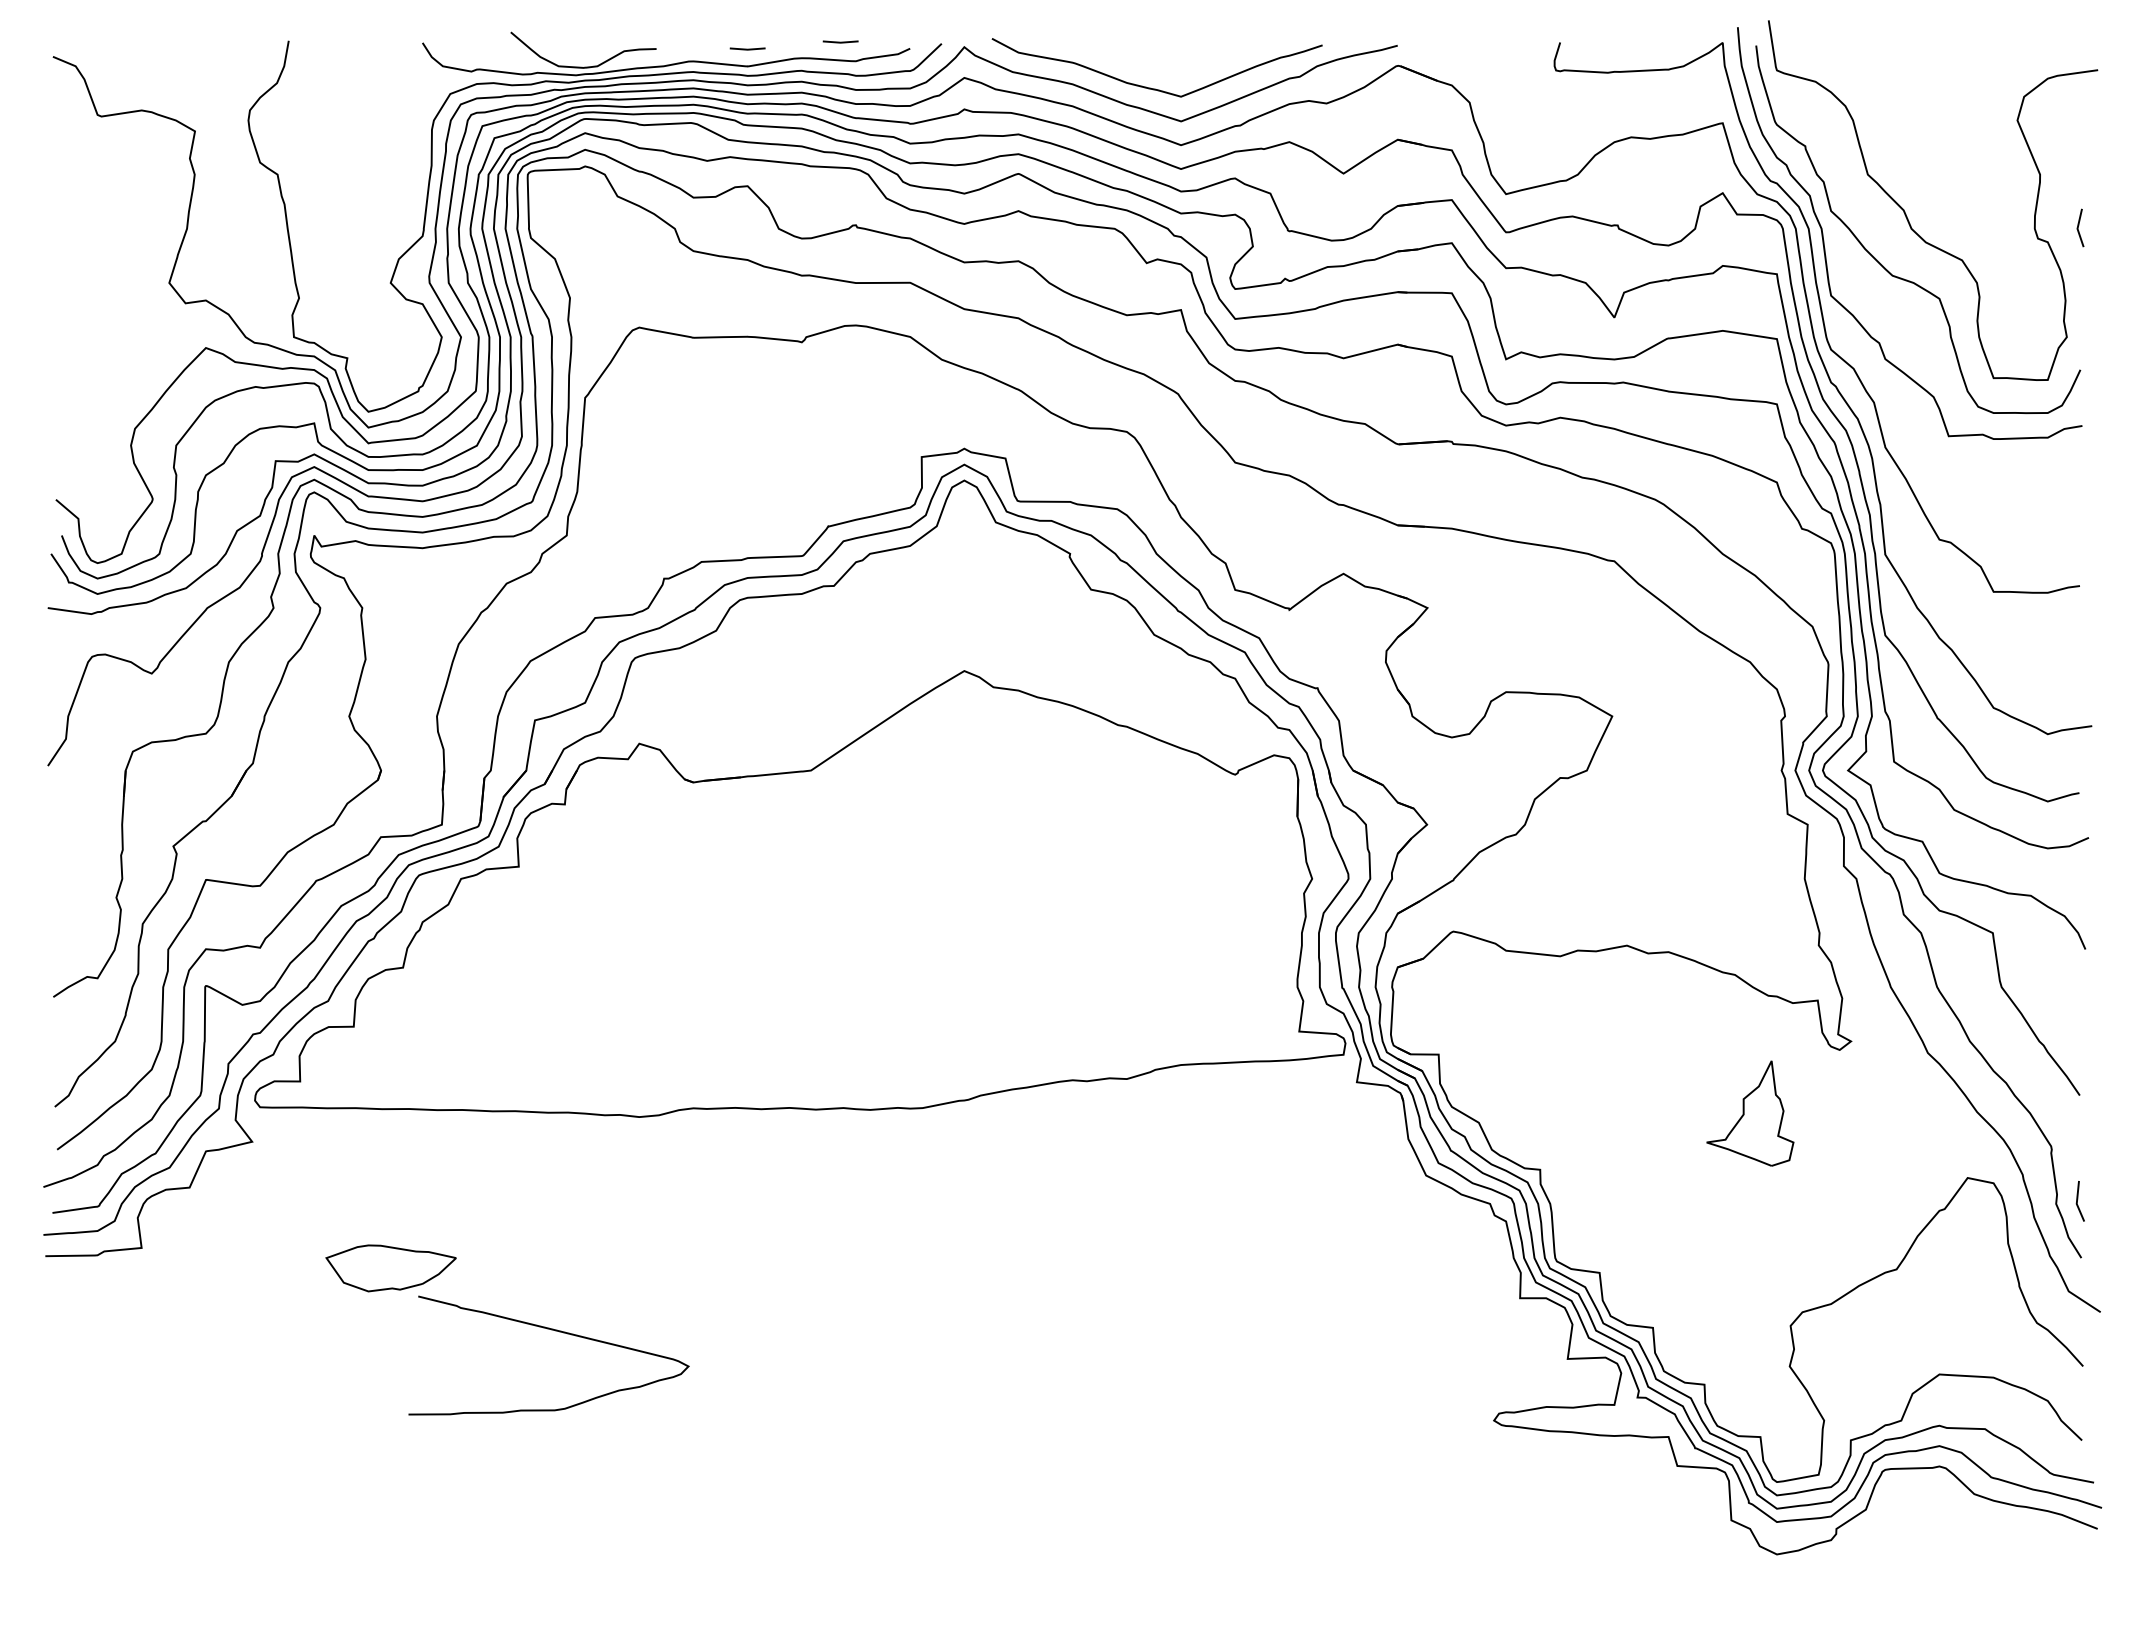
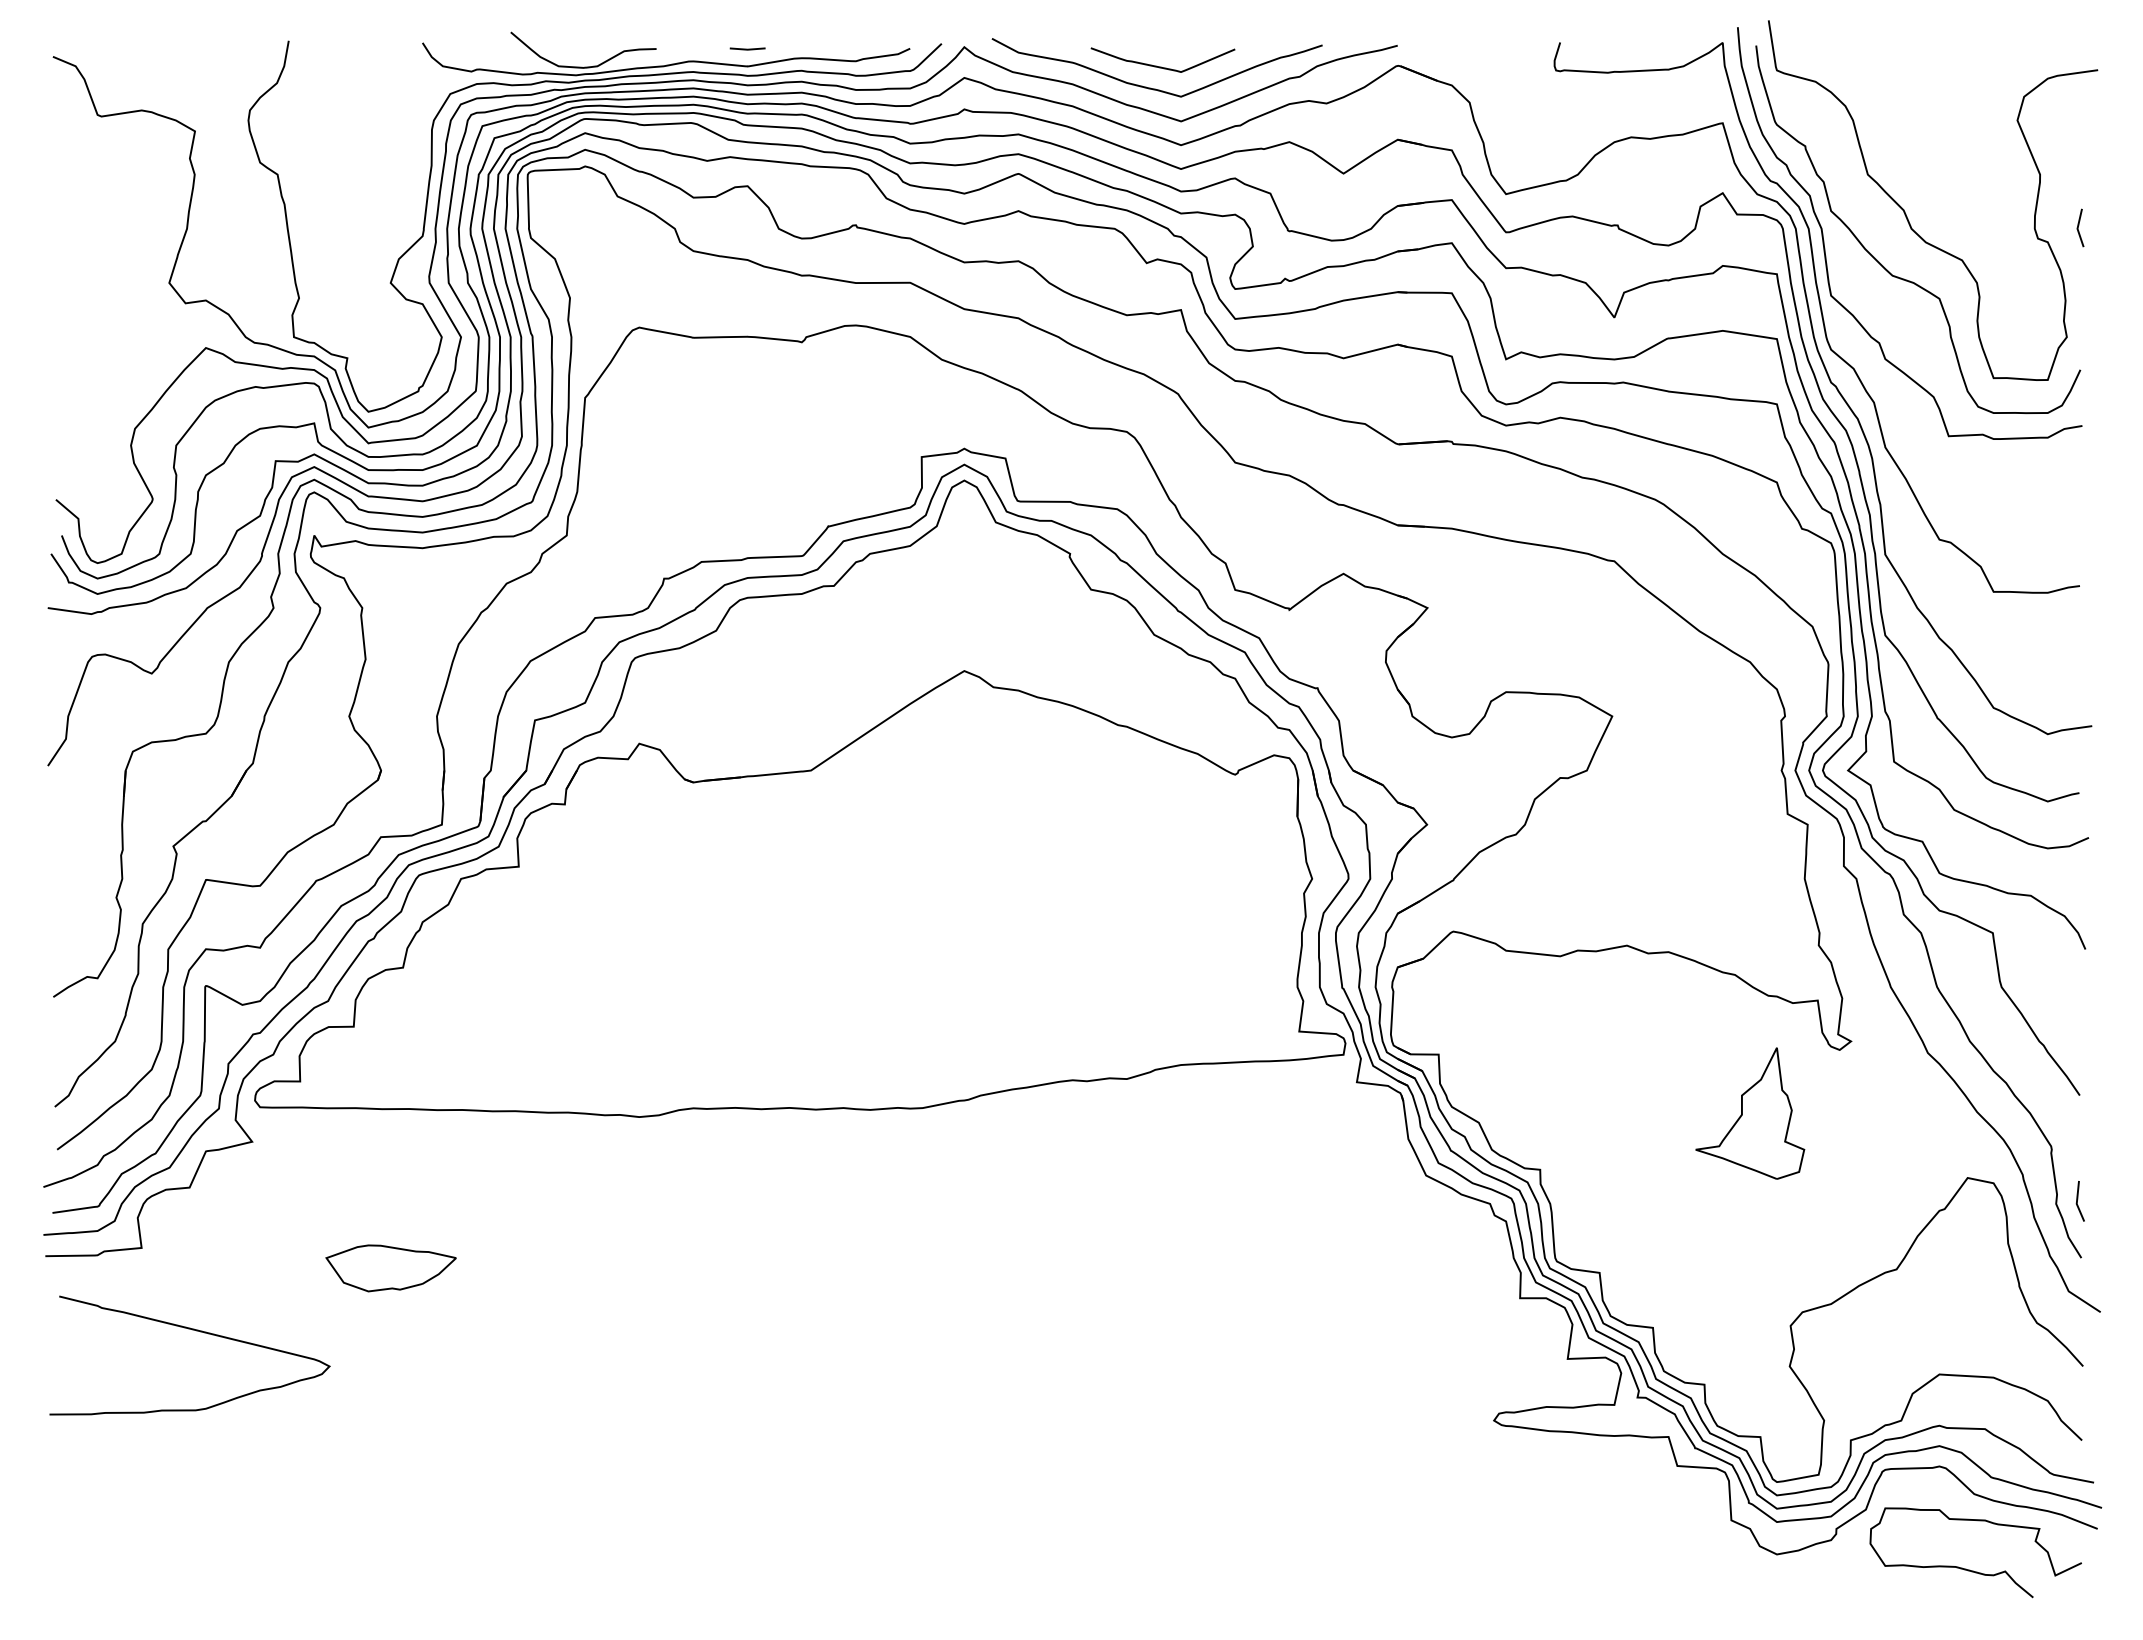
line: present -> none (840, 41)
curve: none -> present (1161, 66)
part size: 89x107 px -> 111x133 px (1750, 1113)
curve position: (555, 1331) -> (196, 1331) (196, 1331)
curve: none -> present (1969, 1569)
